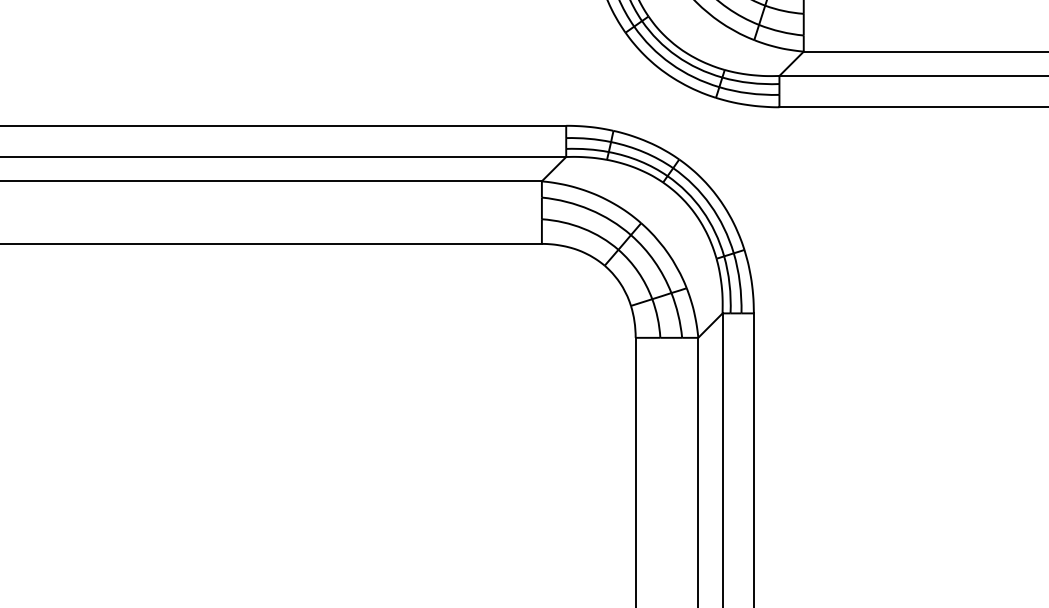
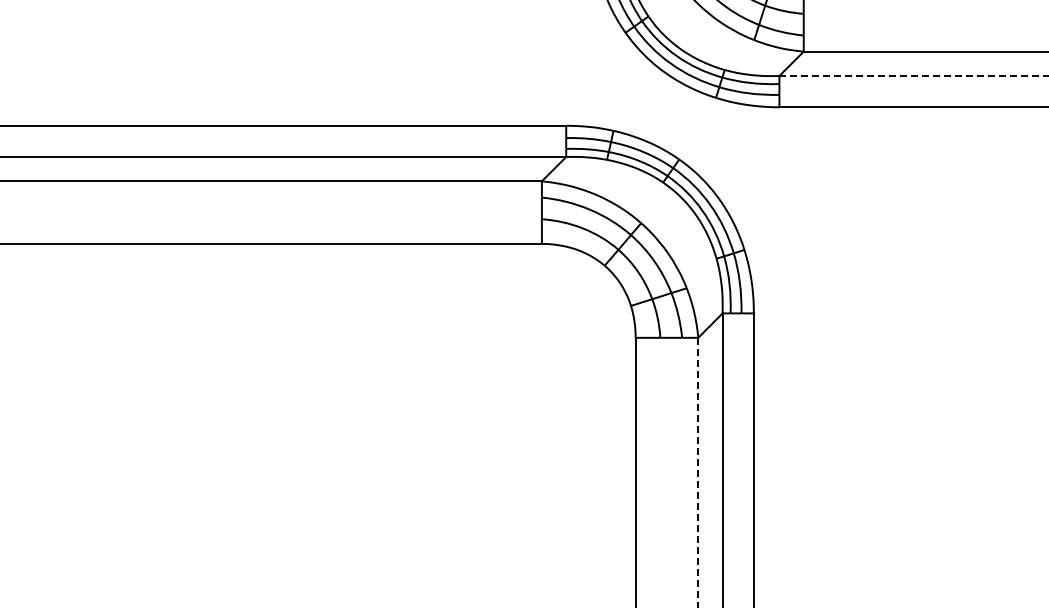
line: solid -> dashed (914, 75)
line: solid -> dashed (698, 472)
